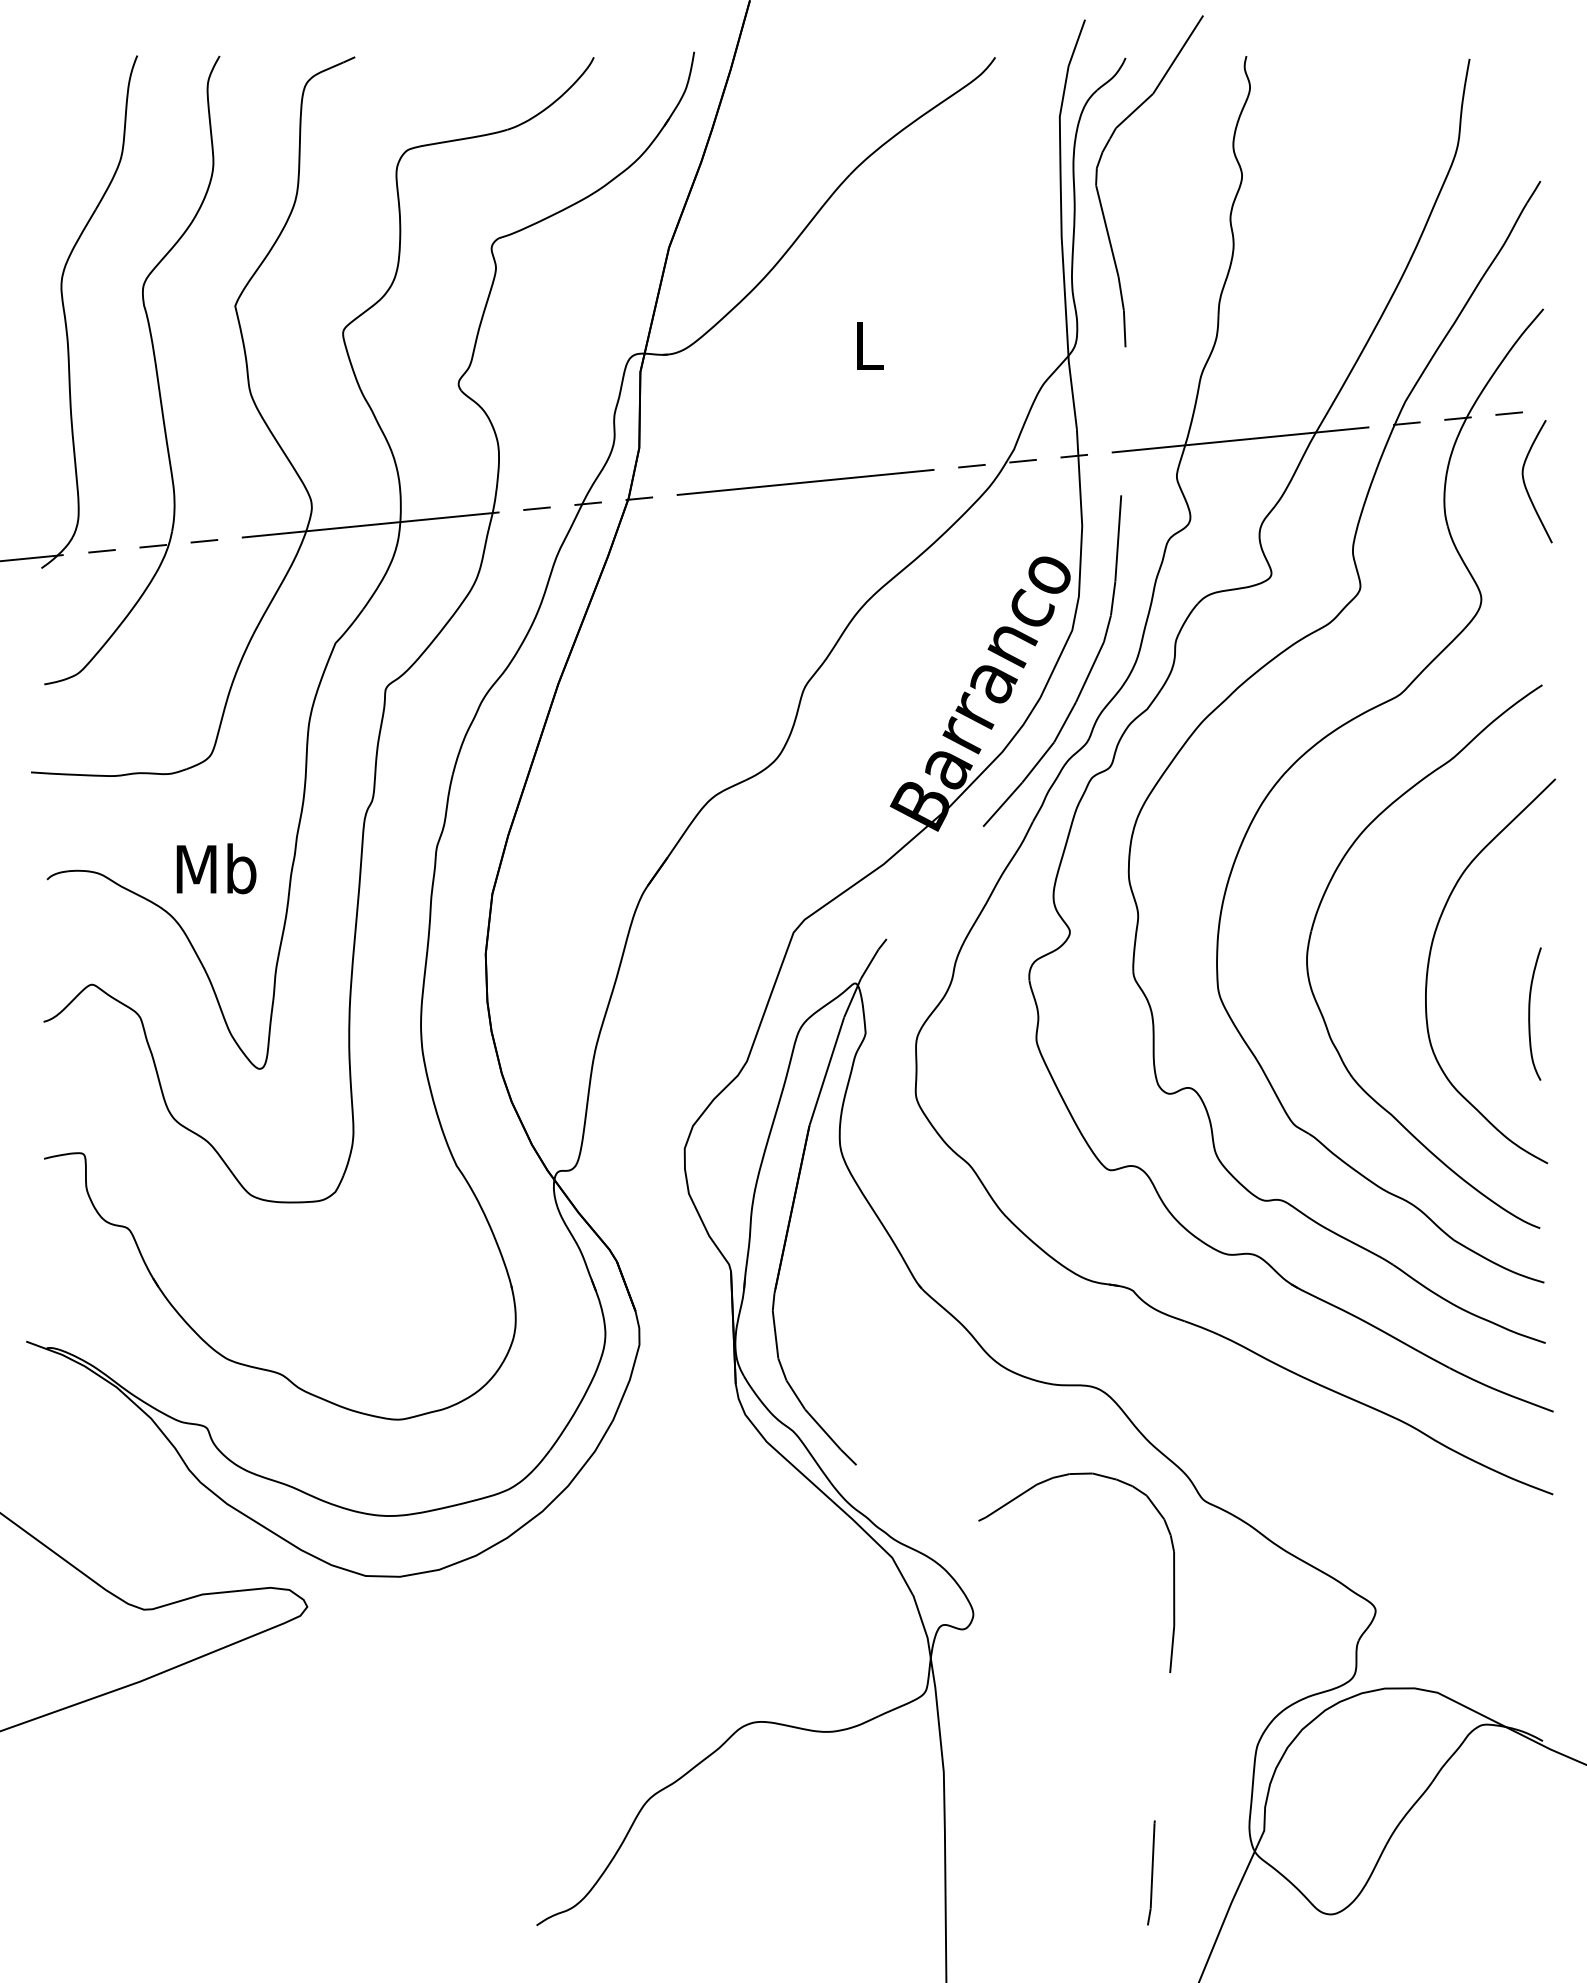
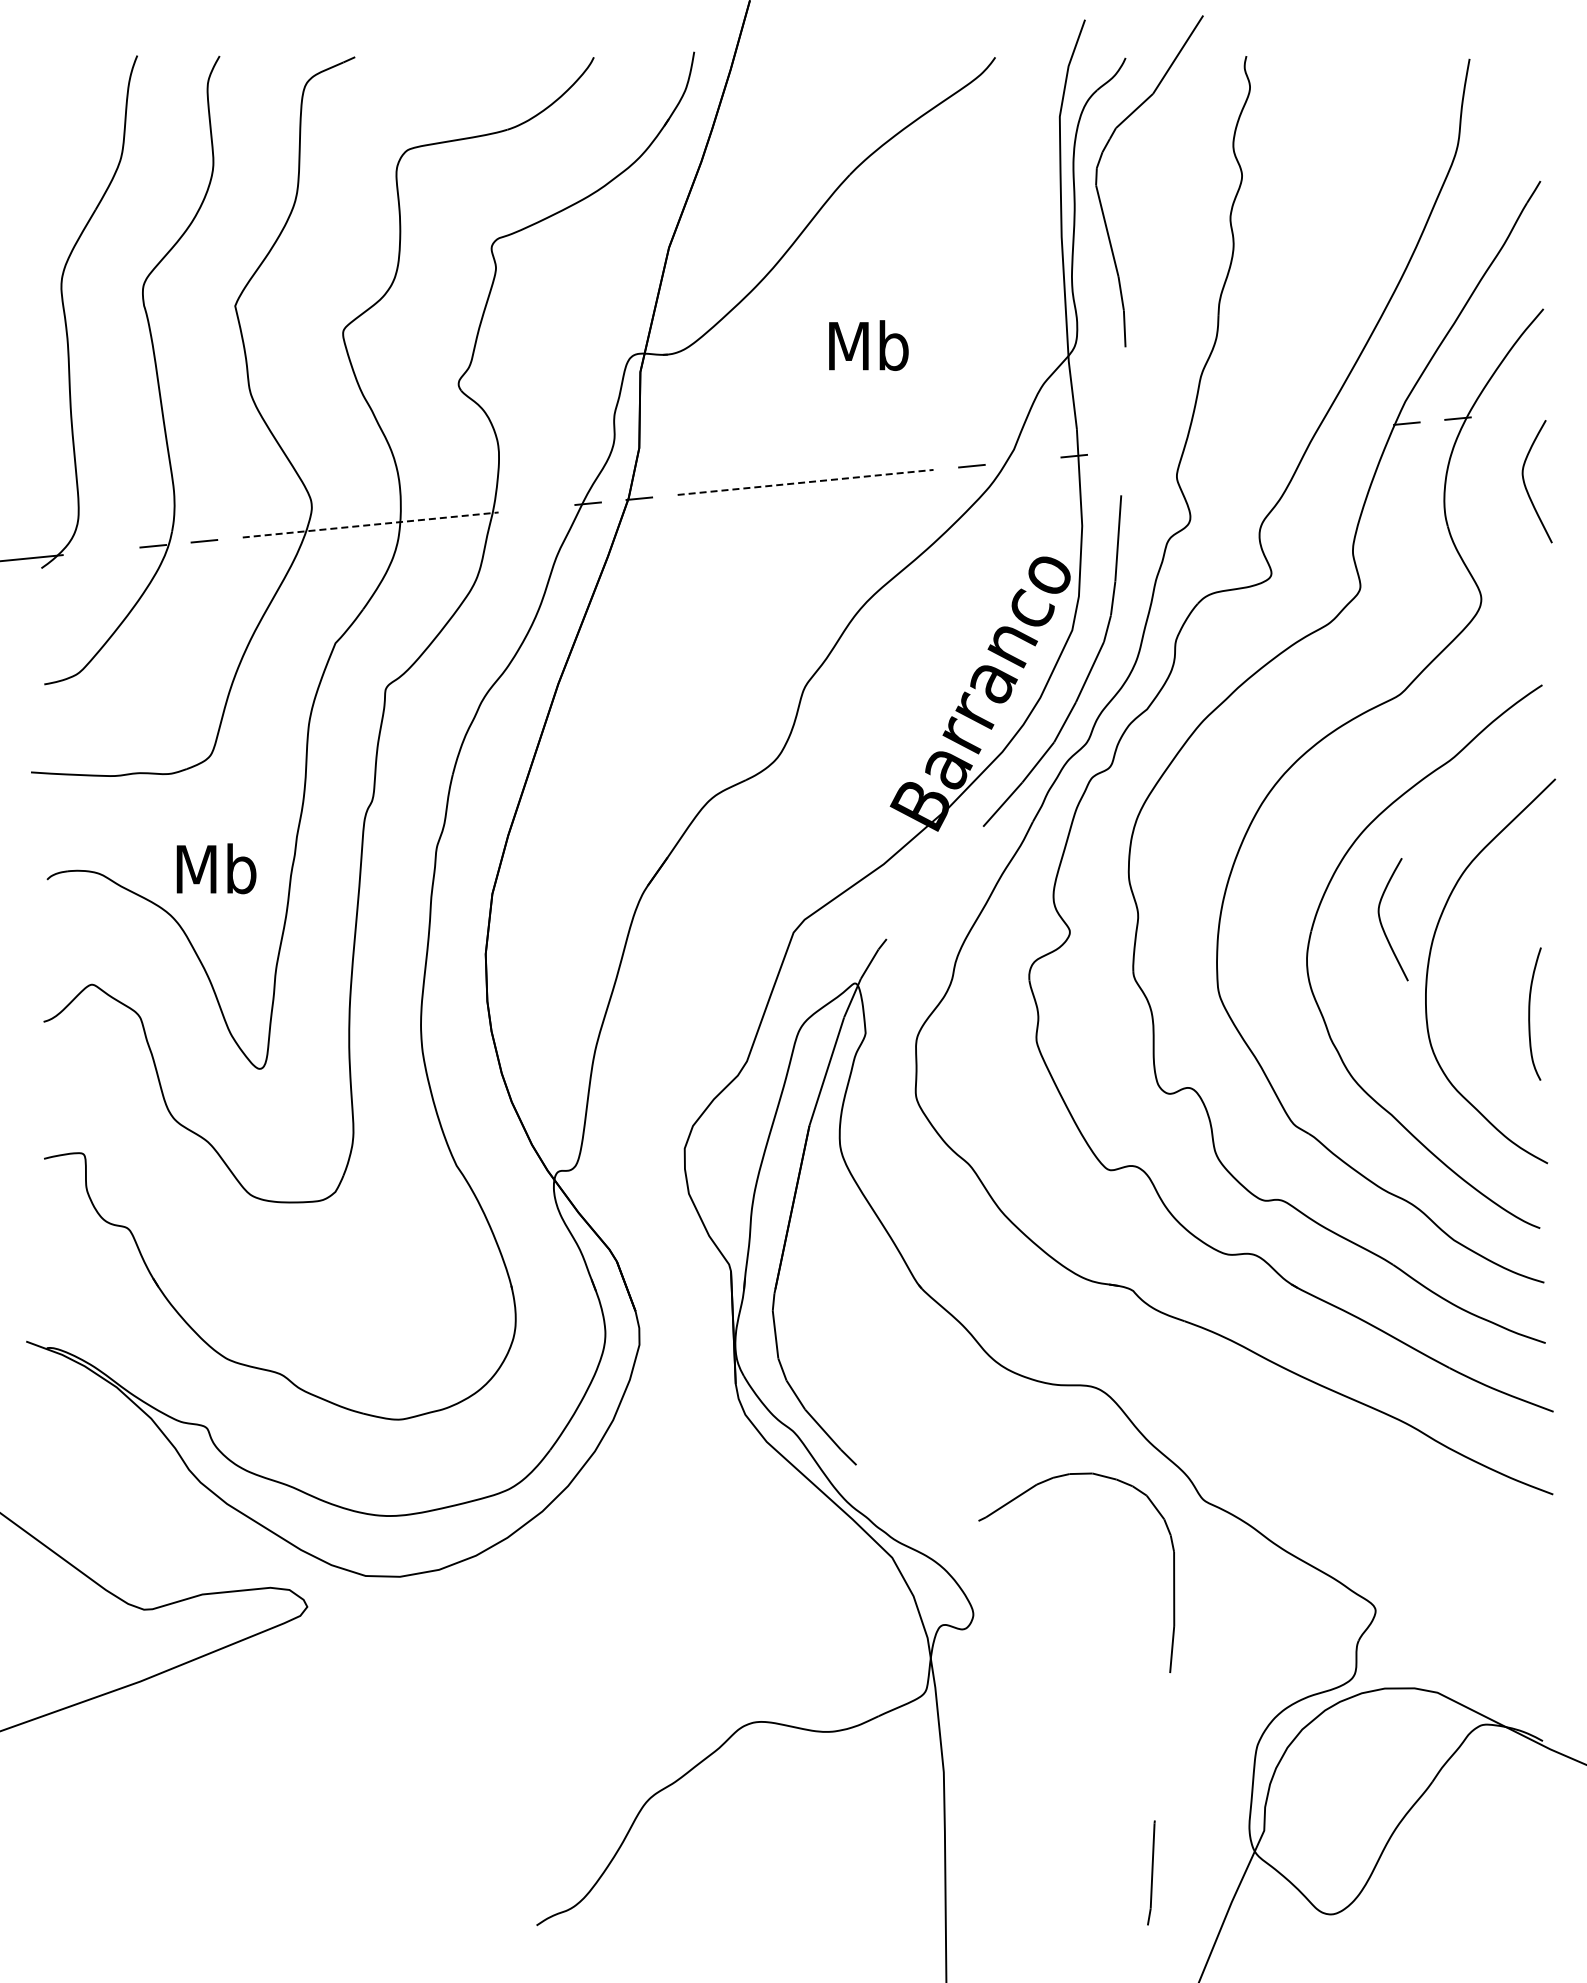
text: L -> Mb (868, 345)
line: present -> none (1509, 413)
line: present -> none (1240, 439)
line: present -> none (1022, 460)
line: solid -> dashed (805, 482)
line: present -> none (536, 508)
line: solid -> dashed (370, 525)
line: present -> none (101, 551)
curve: none -> present (1381, 921)
